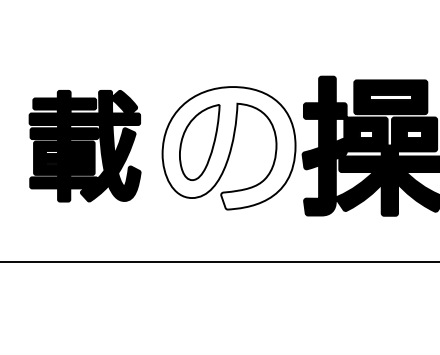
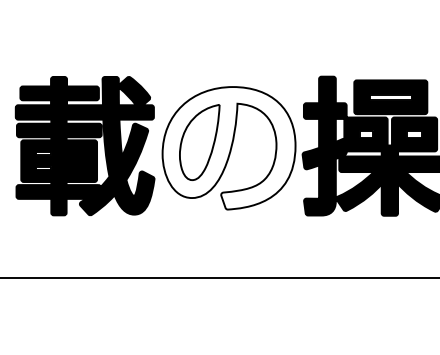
part size: 114x113 px -> 142x141 px (84, 146)
line position: (219, 262) -> (219, 278) (219, 278)
